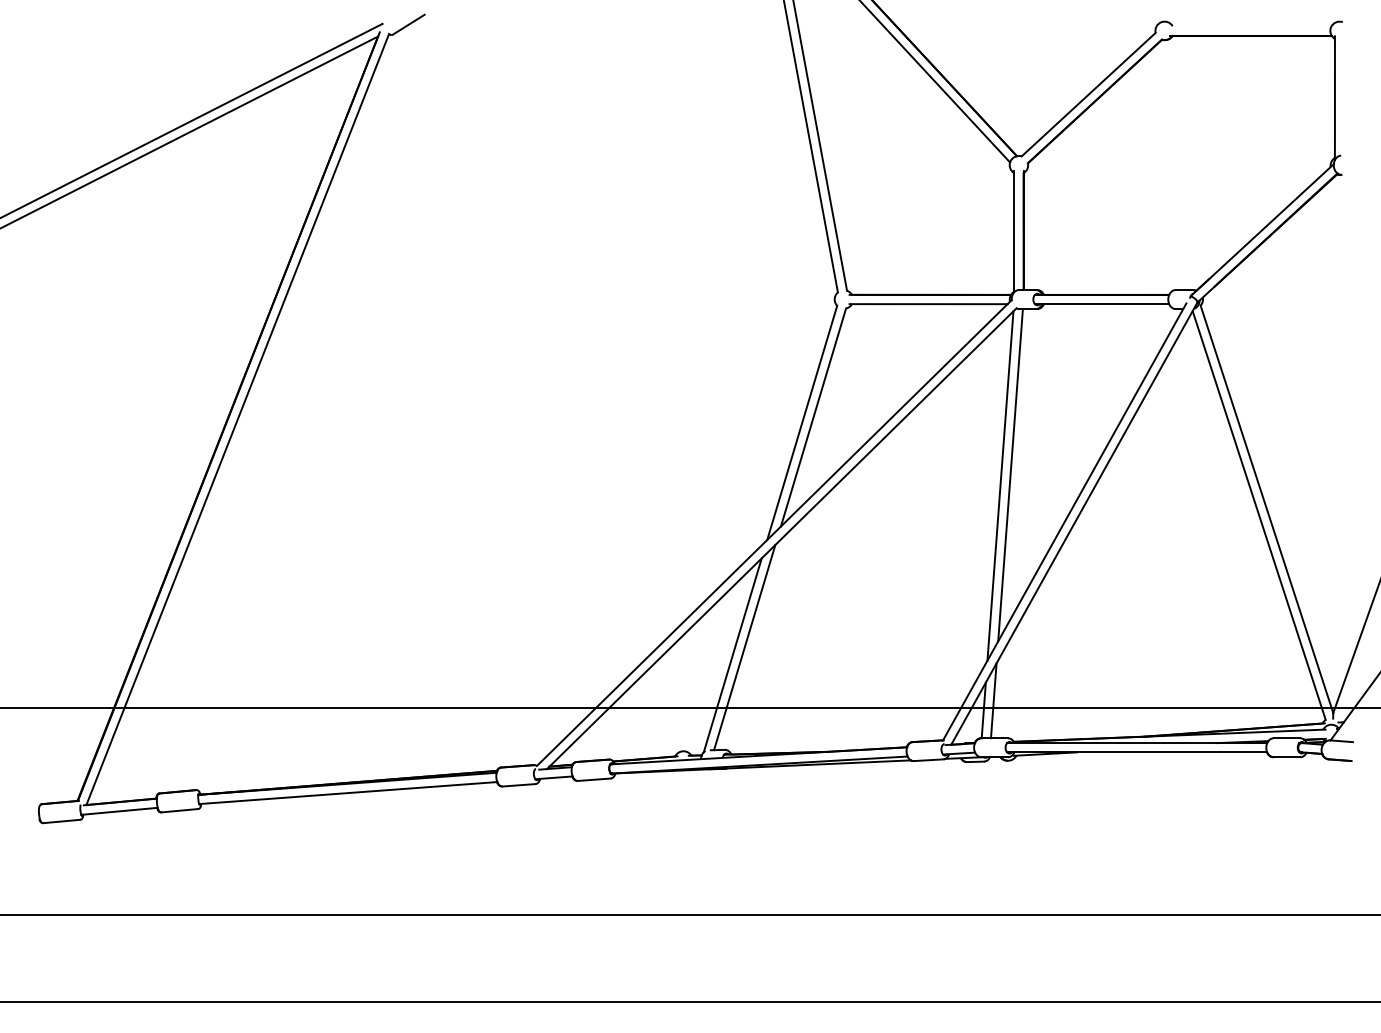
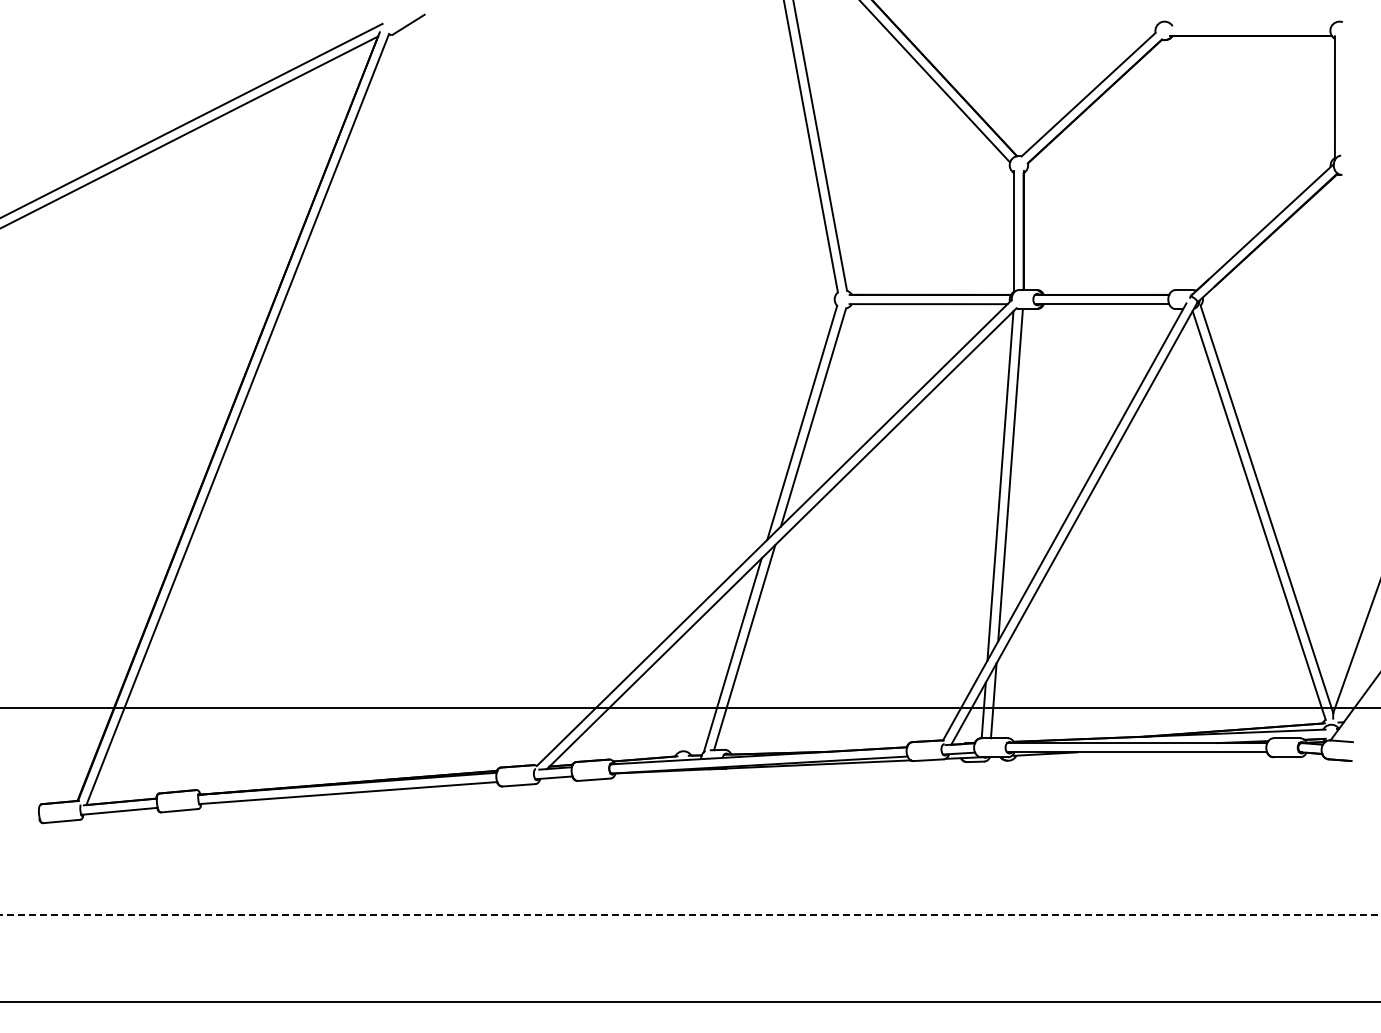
line: solid -> dashed (690, 915)
